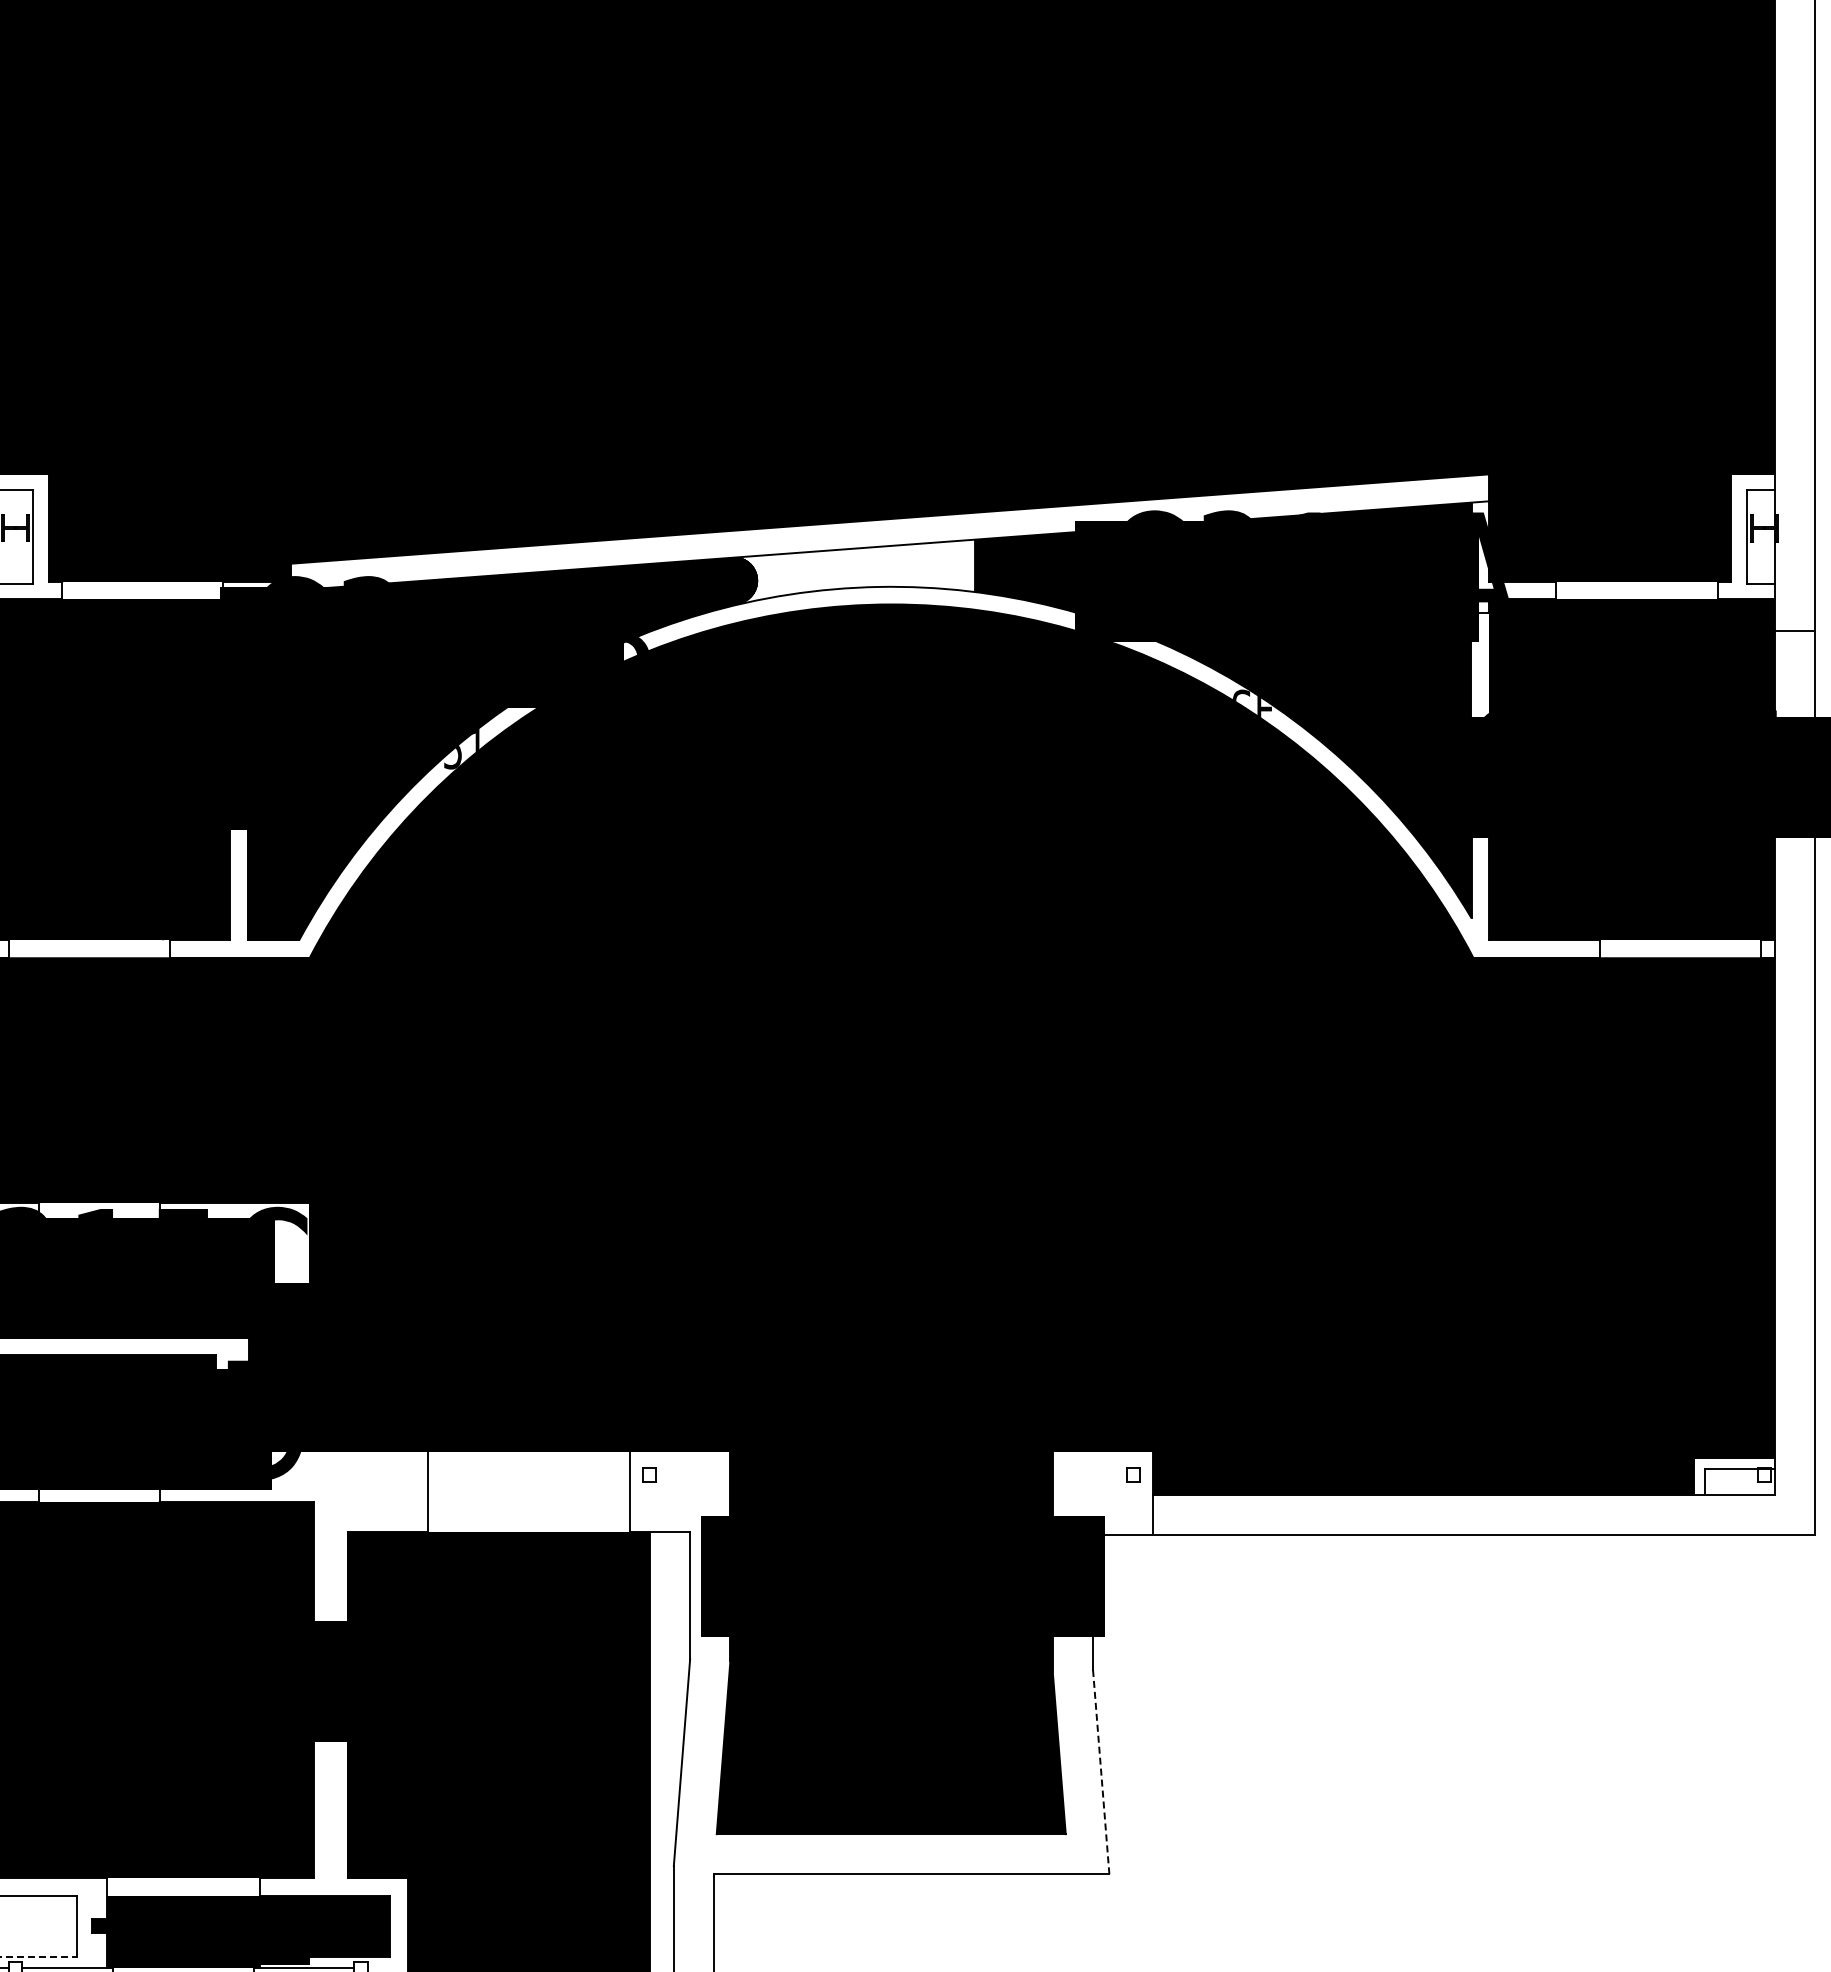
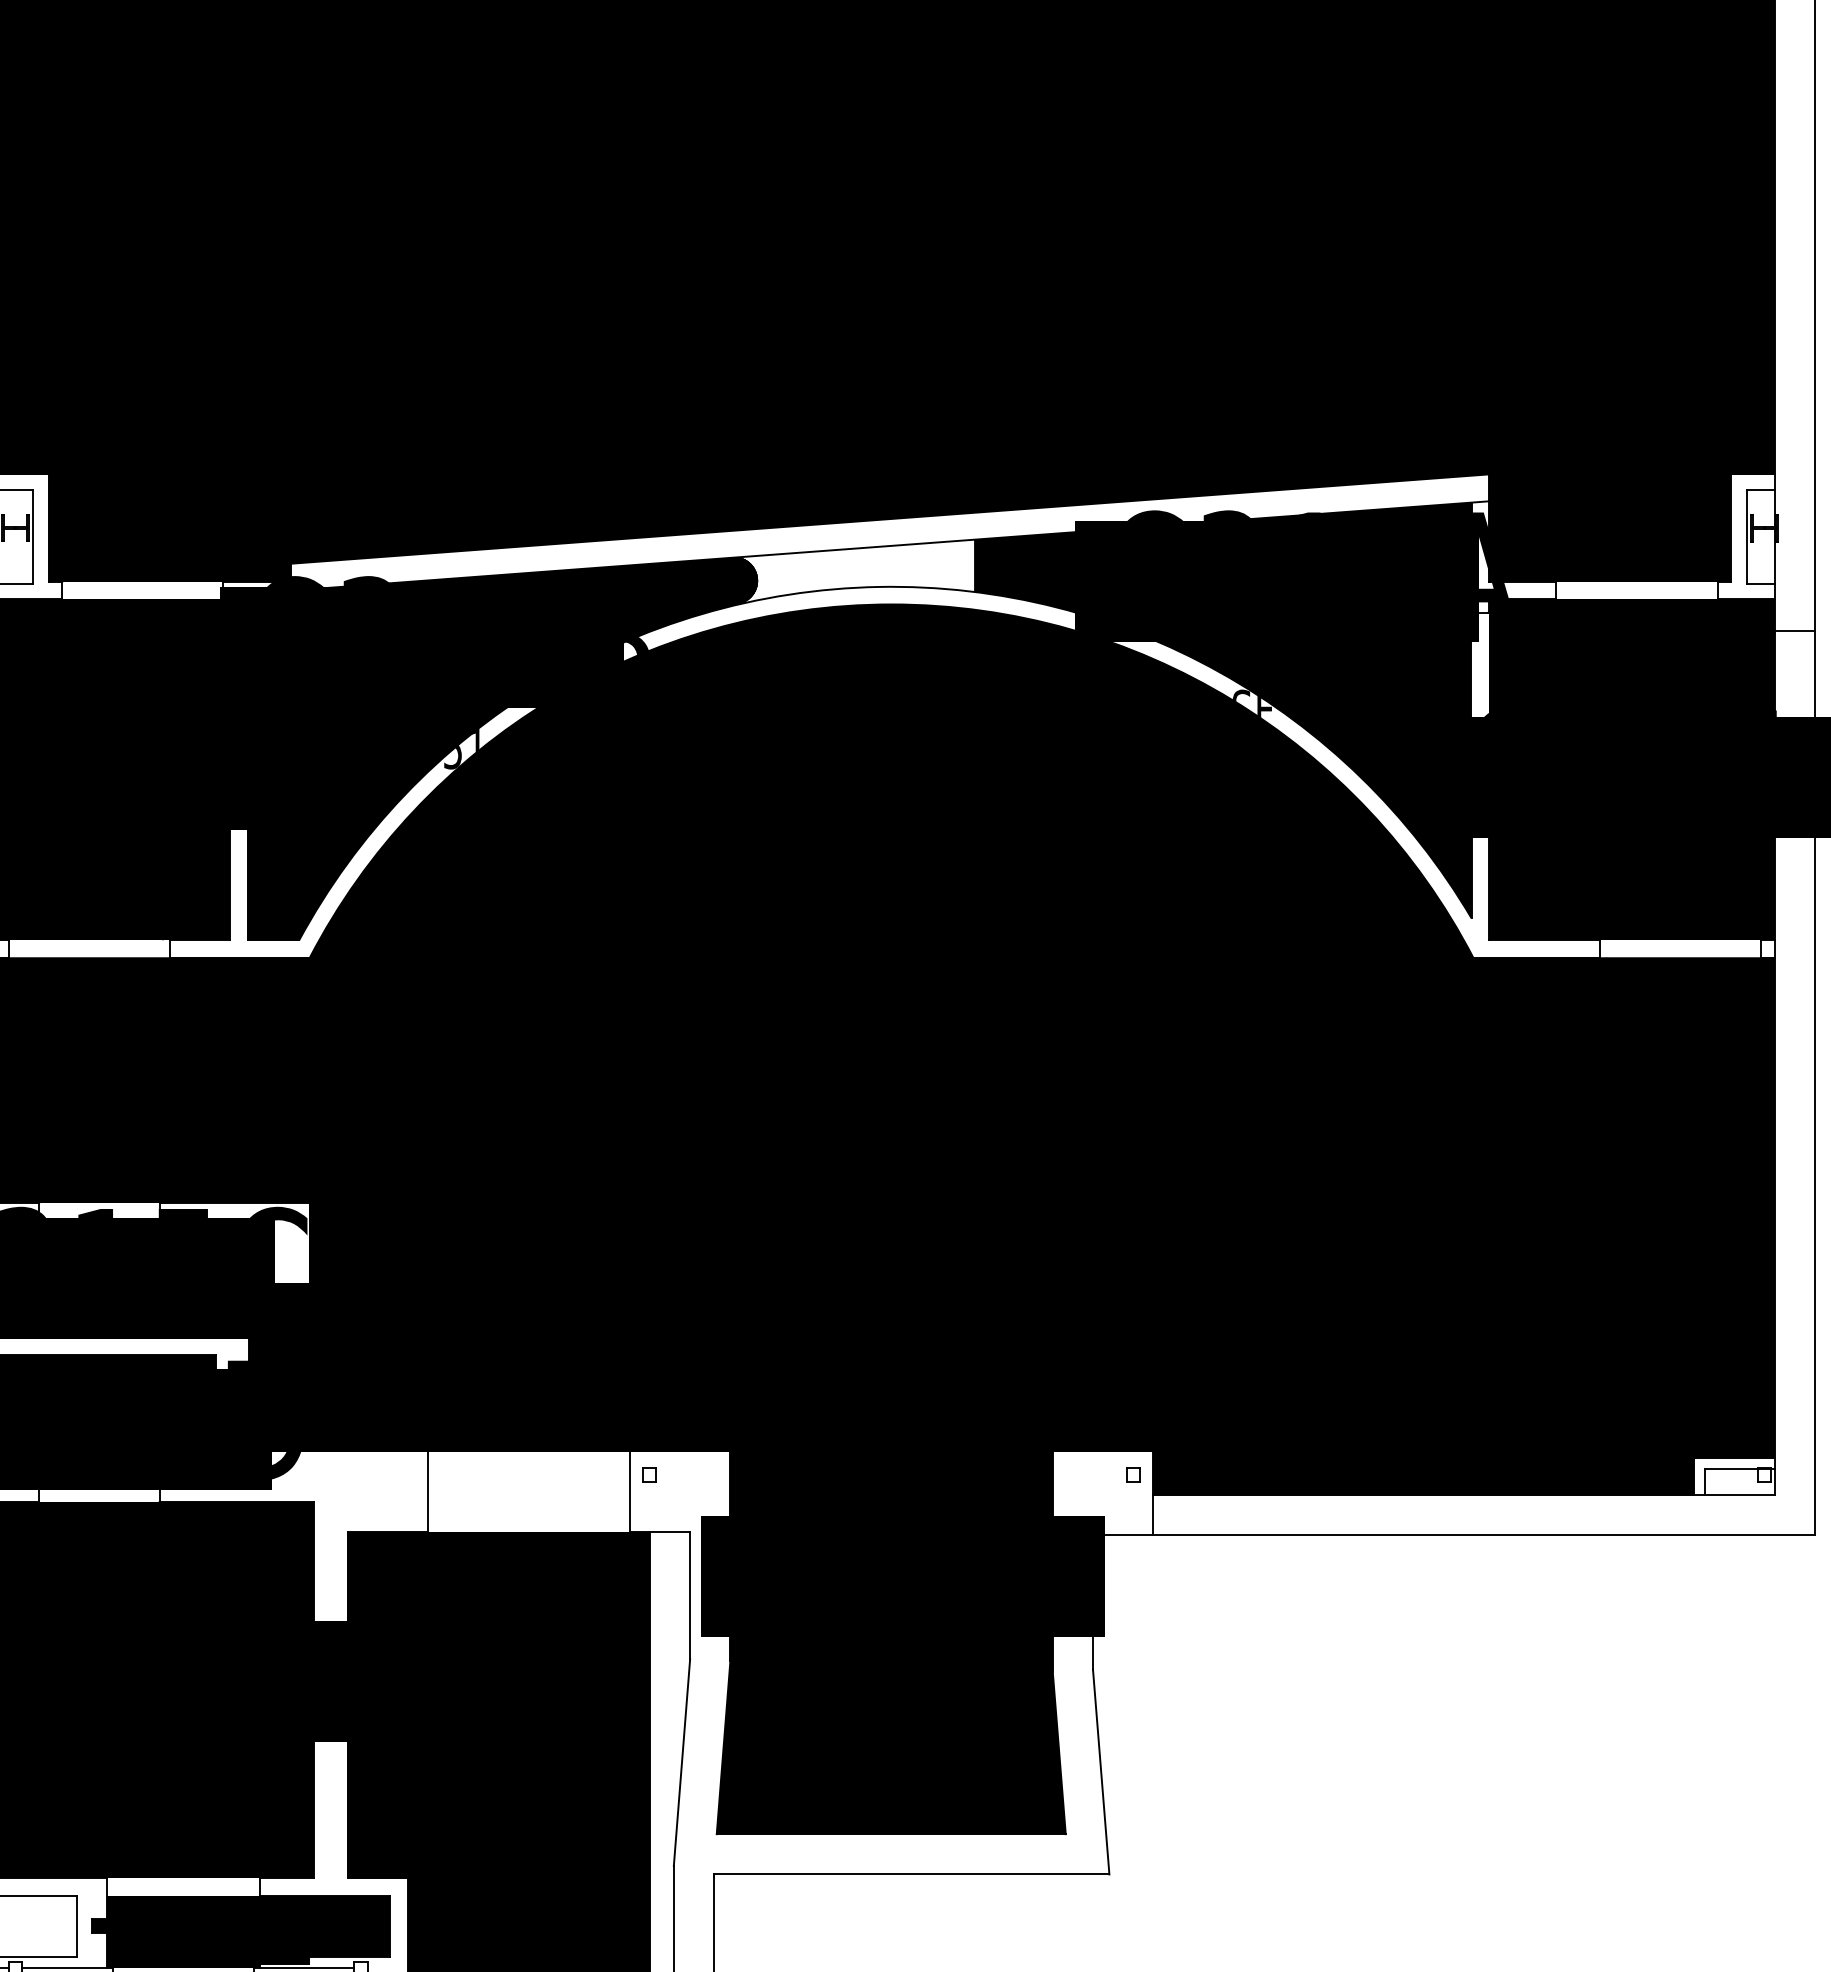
line: dashed -> solid (1101, 1772)
line: dashed -> solid (38, 1957)
